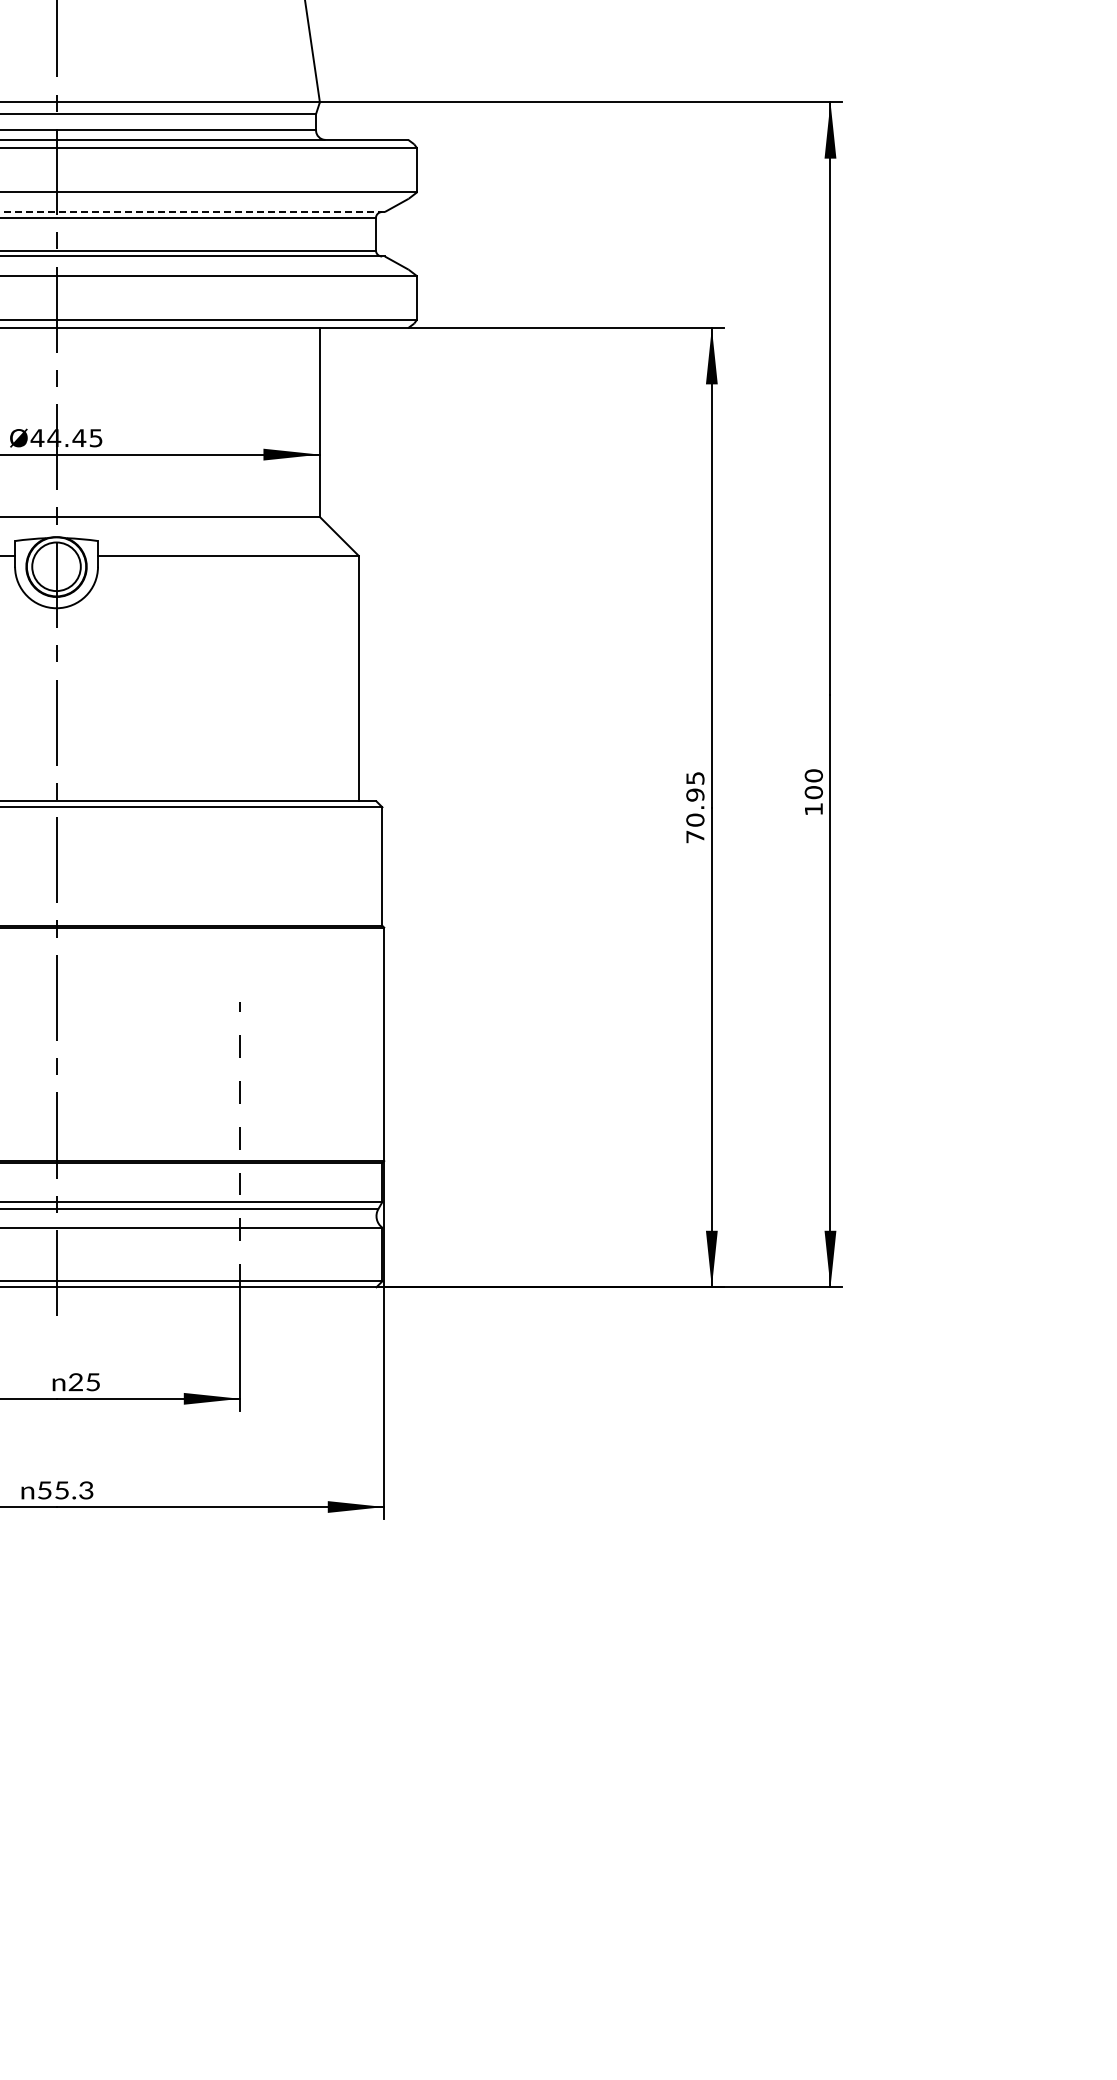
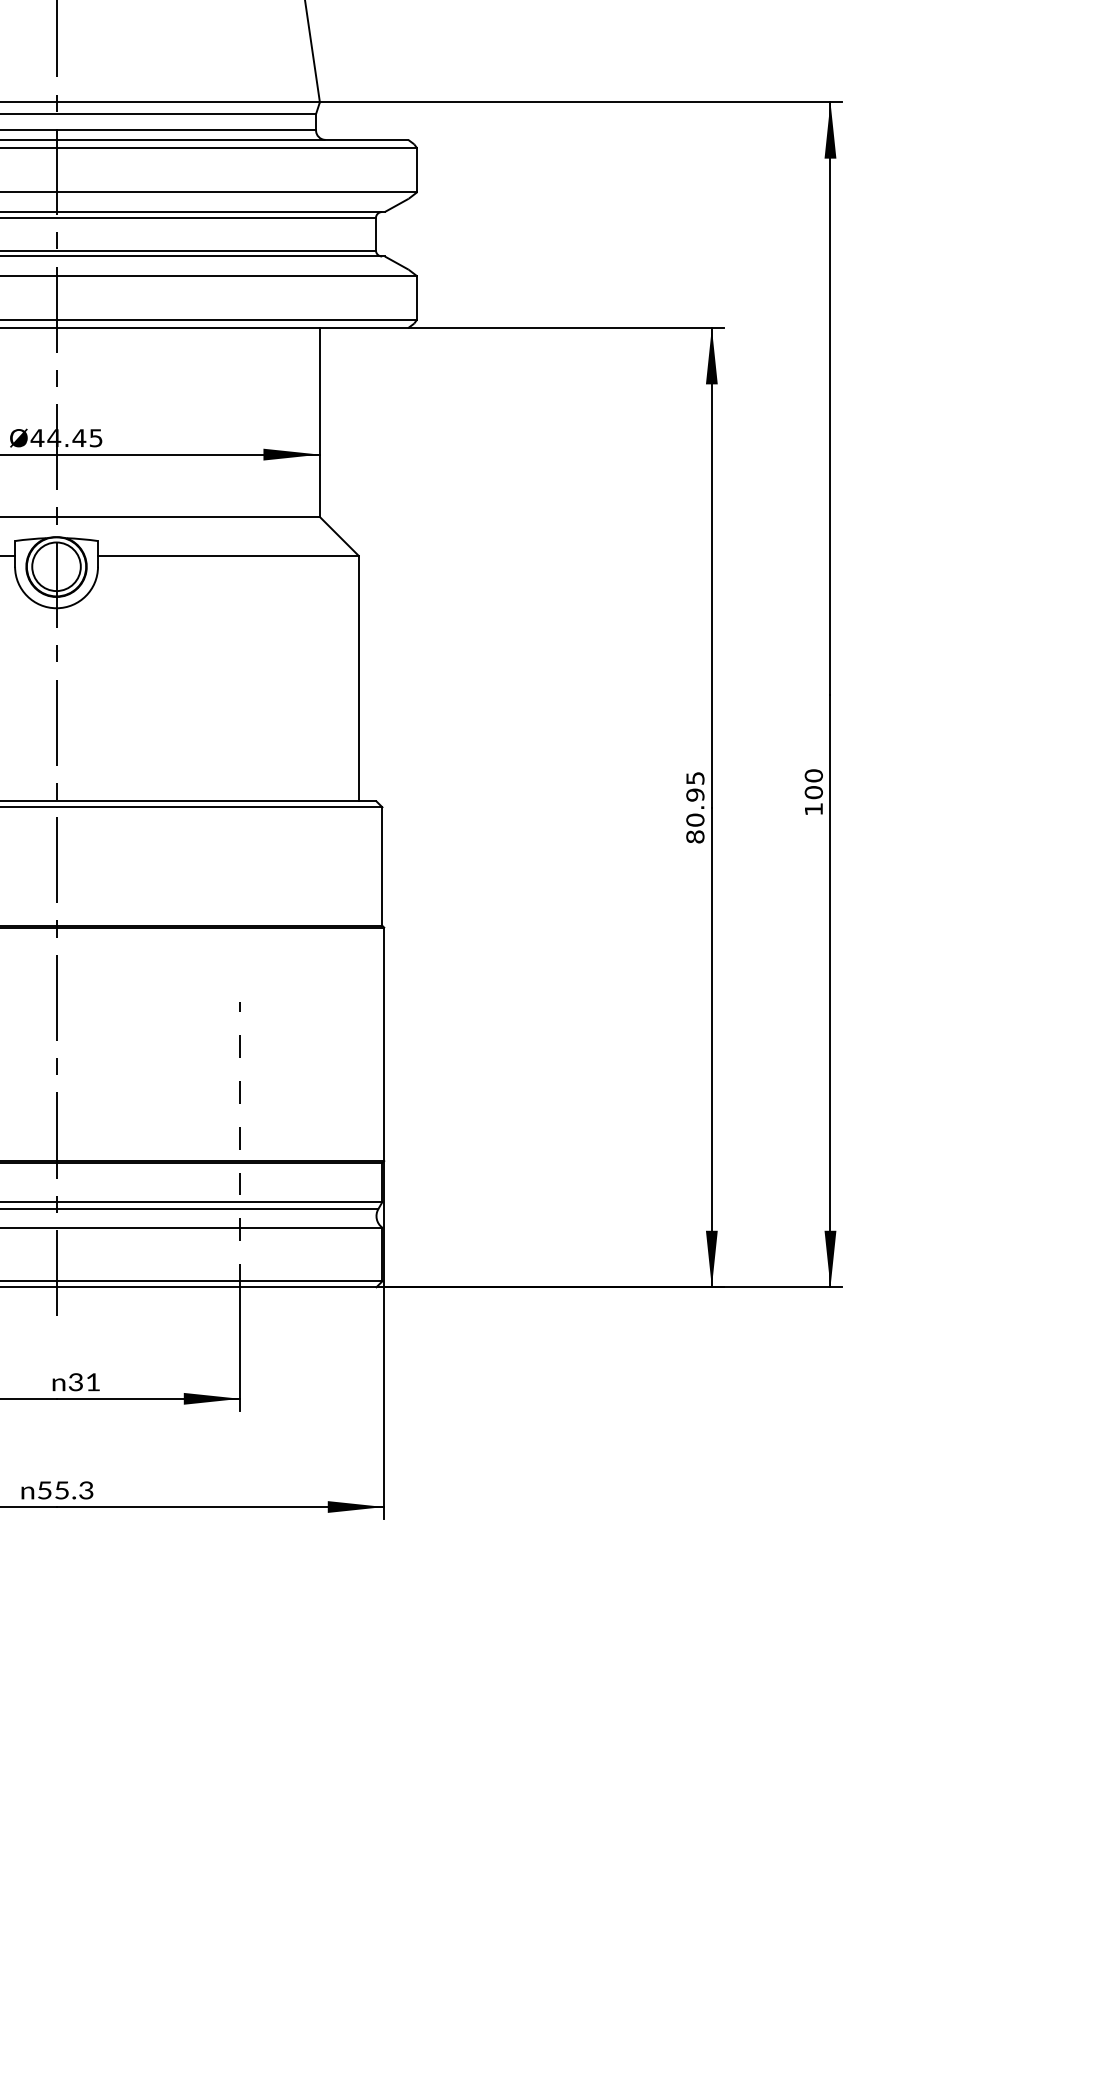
line: dashed -> solid (191, 212)
text: 70.95 -> 80.95 (695, 836)
text: 25 -> 31 (83, 1382)
